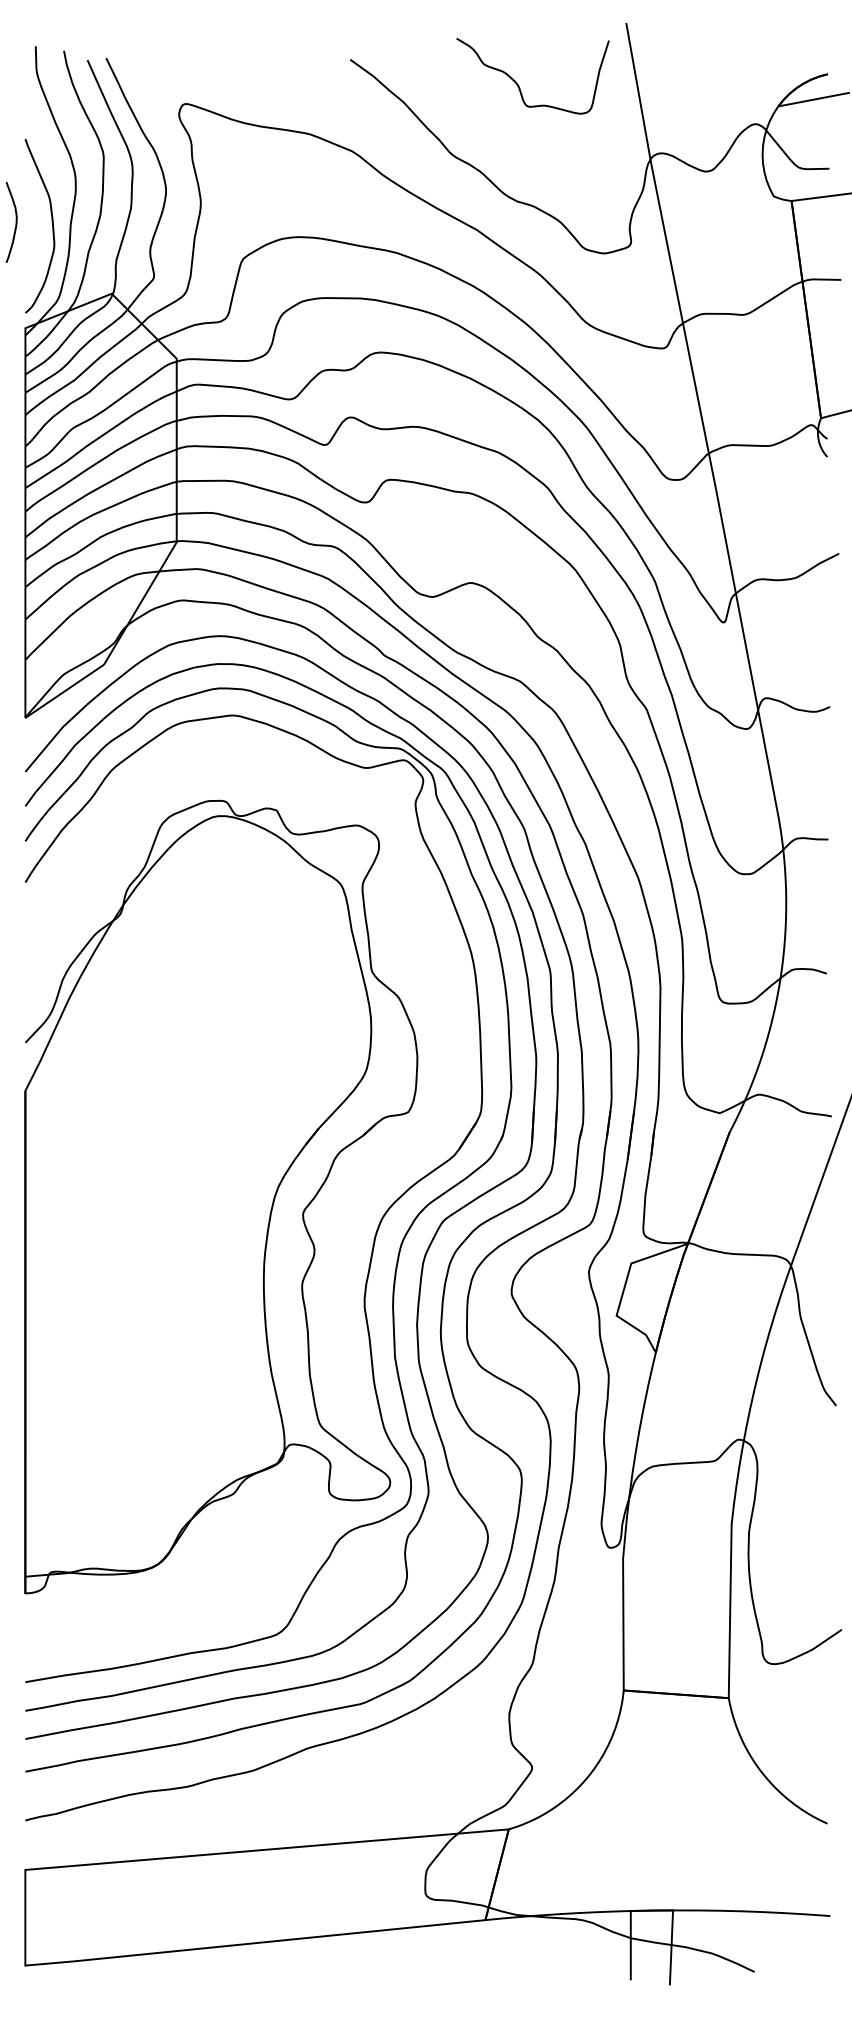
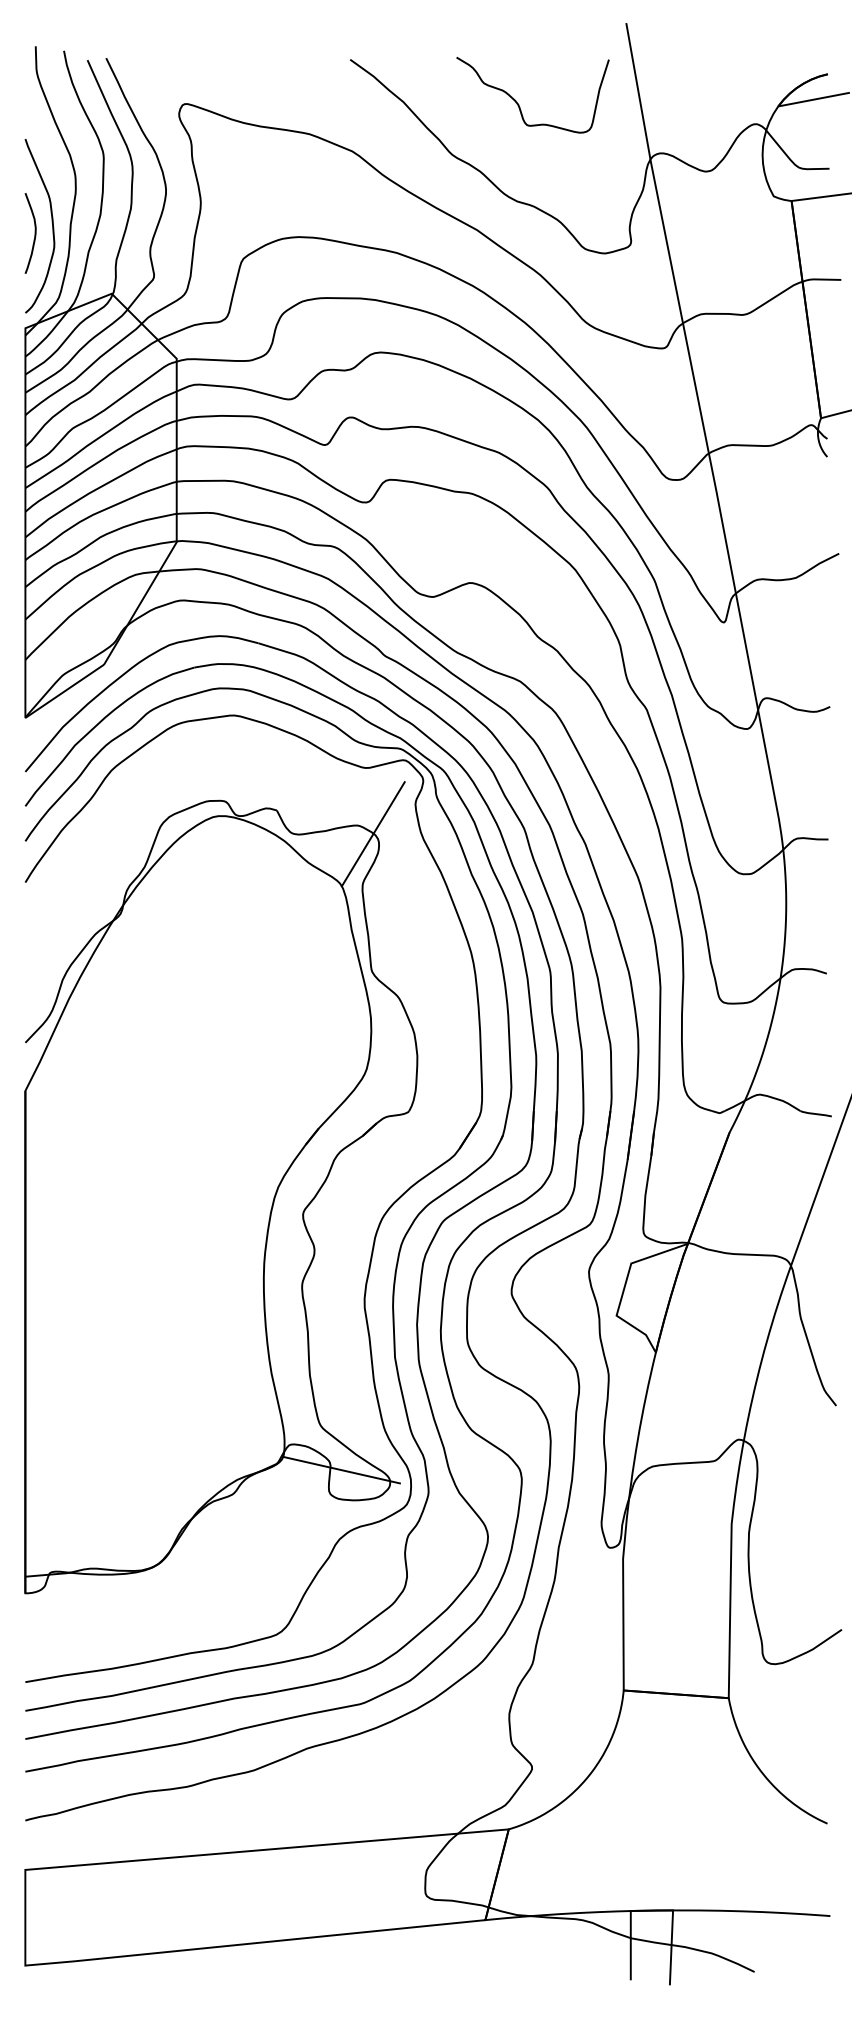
curve position: (519, 85) -> (519, 104) (519, 104)
curve position: (15, 222) -> (34, 233) (34, 233)
line: none -> present (372, 834)
line: none -> present (341, 1469)
